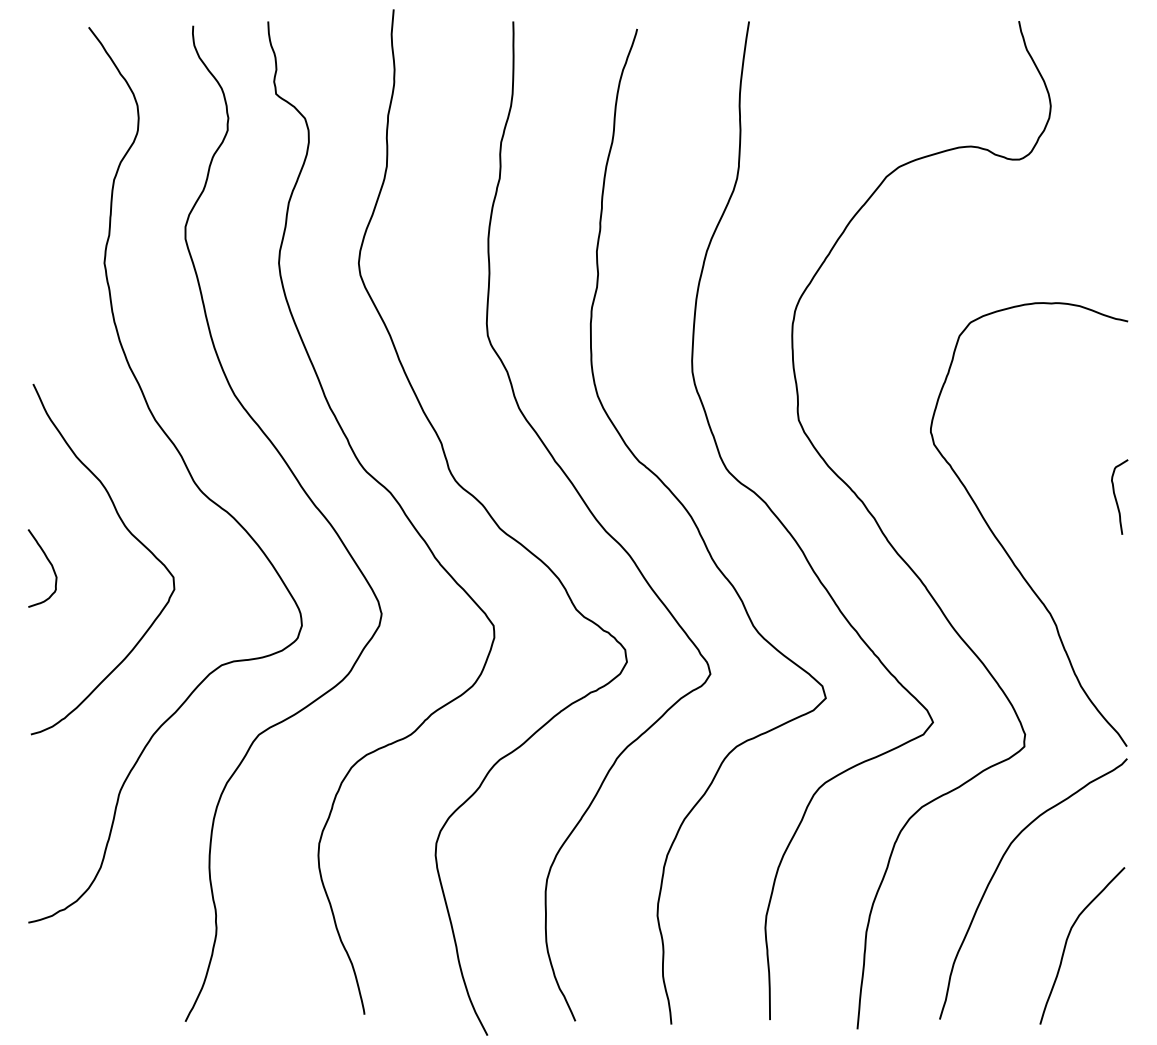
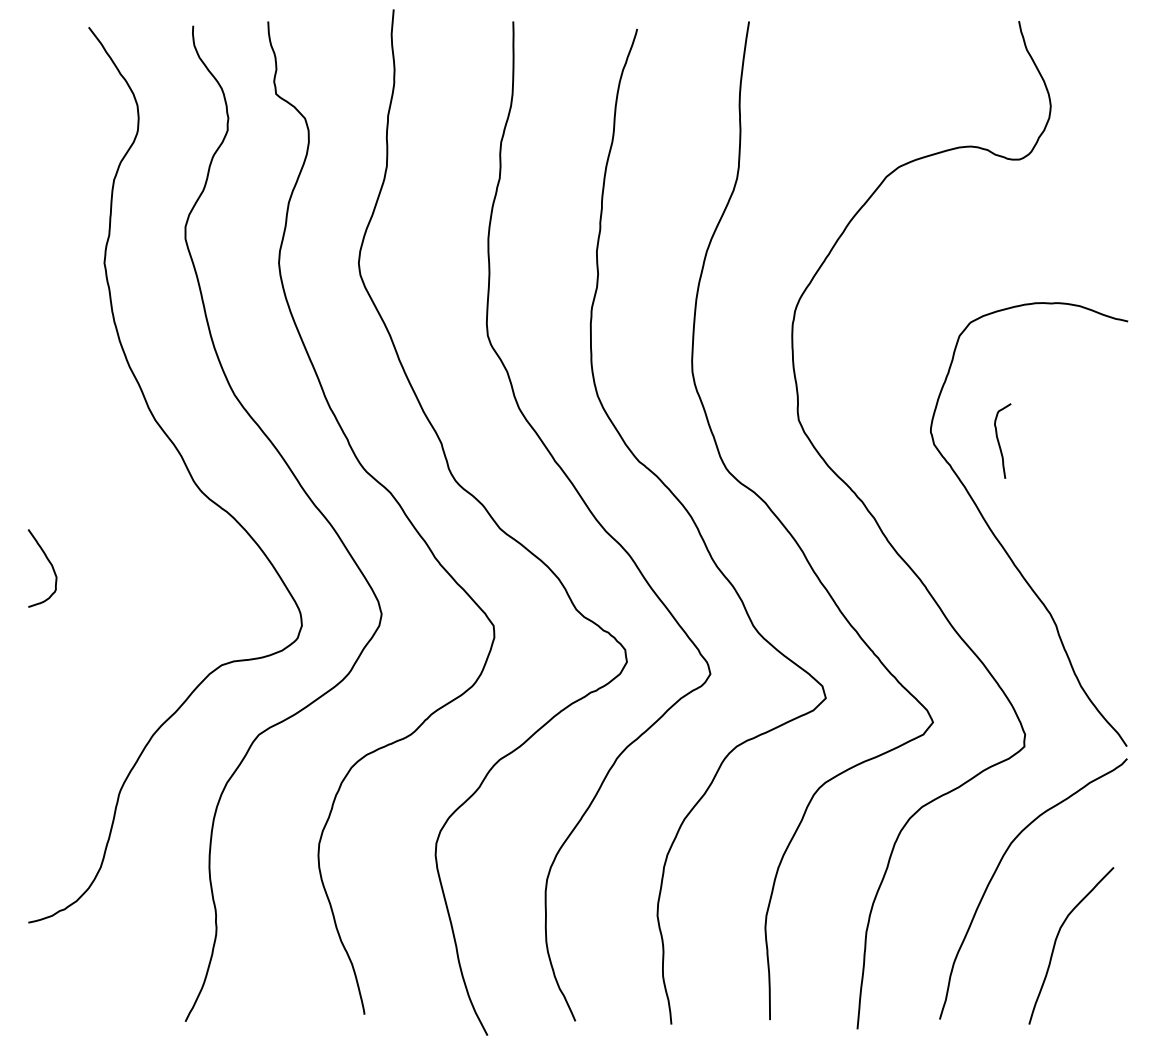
curve position: (1116, 497) -> (999, 441) (999, 441)
curve: present -> none (130, 534)
curve position: (1067, 942) -> (1056, 942) (1056, 942)
